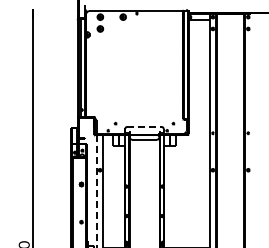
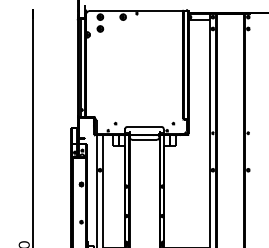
line: dashed -> solid (144, 126)
line: dashed -> solid (96, 192)
